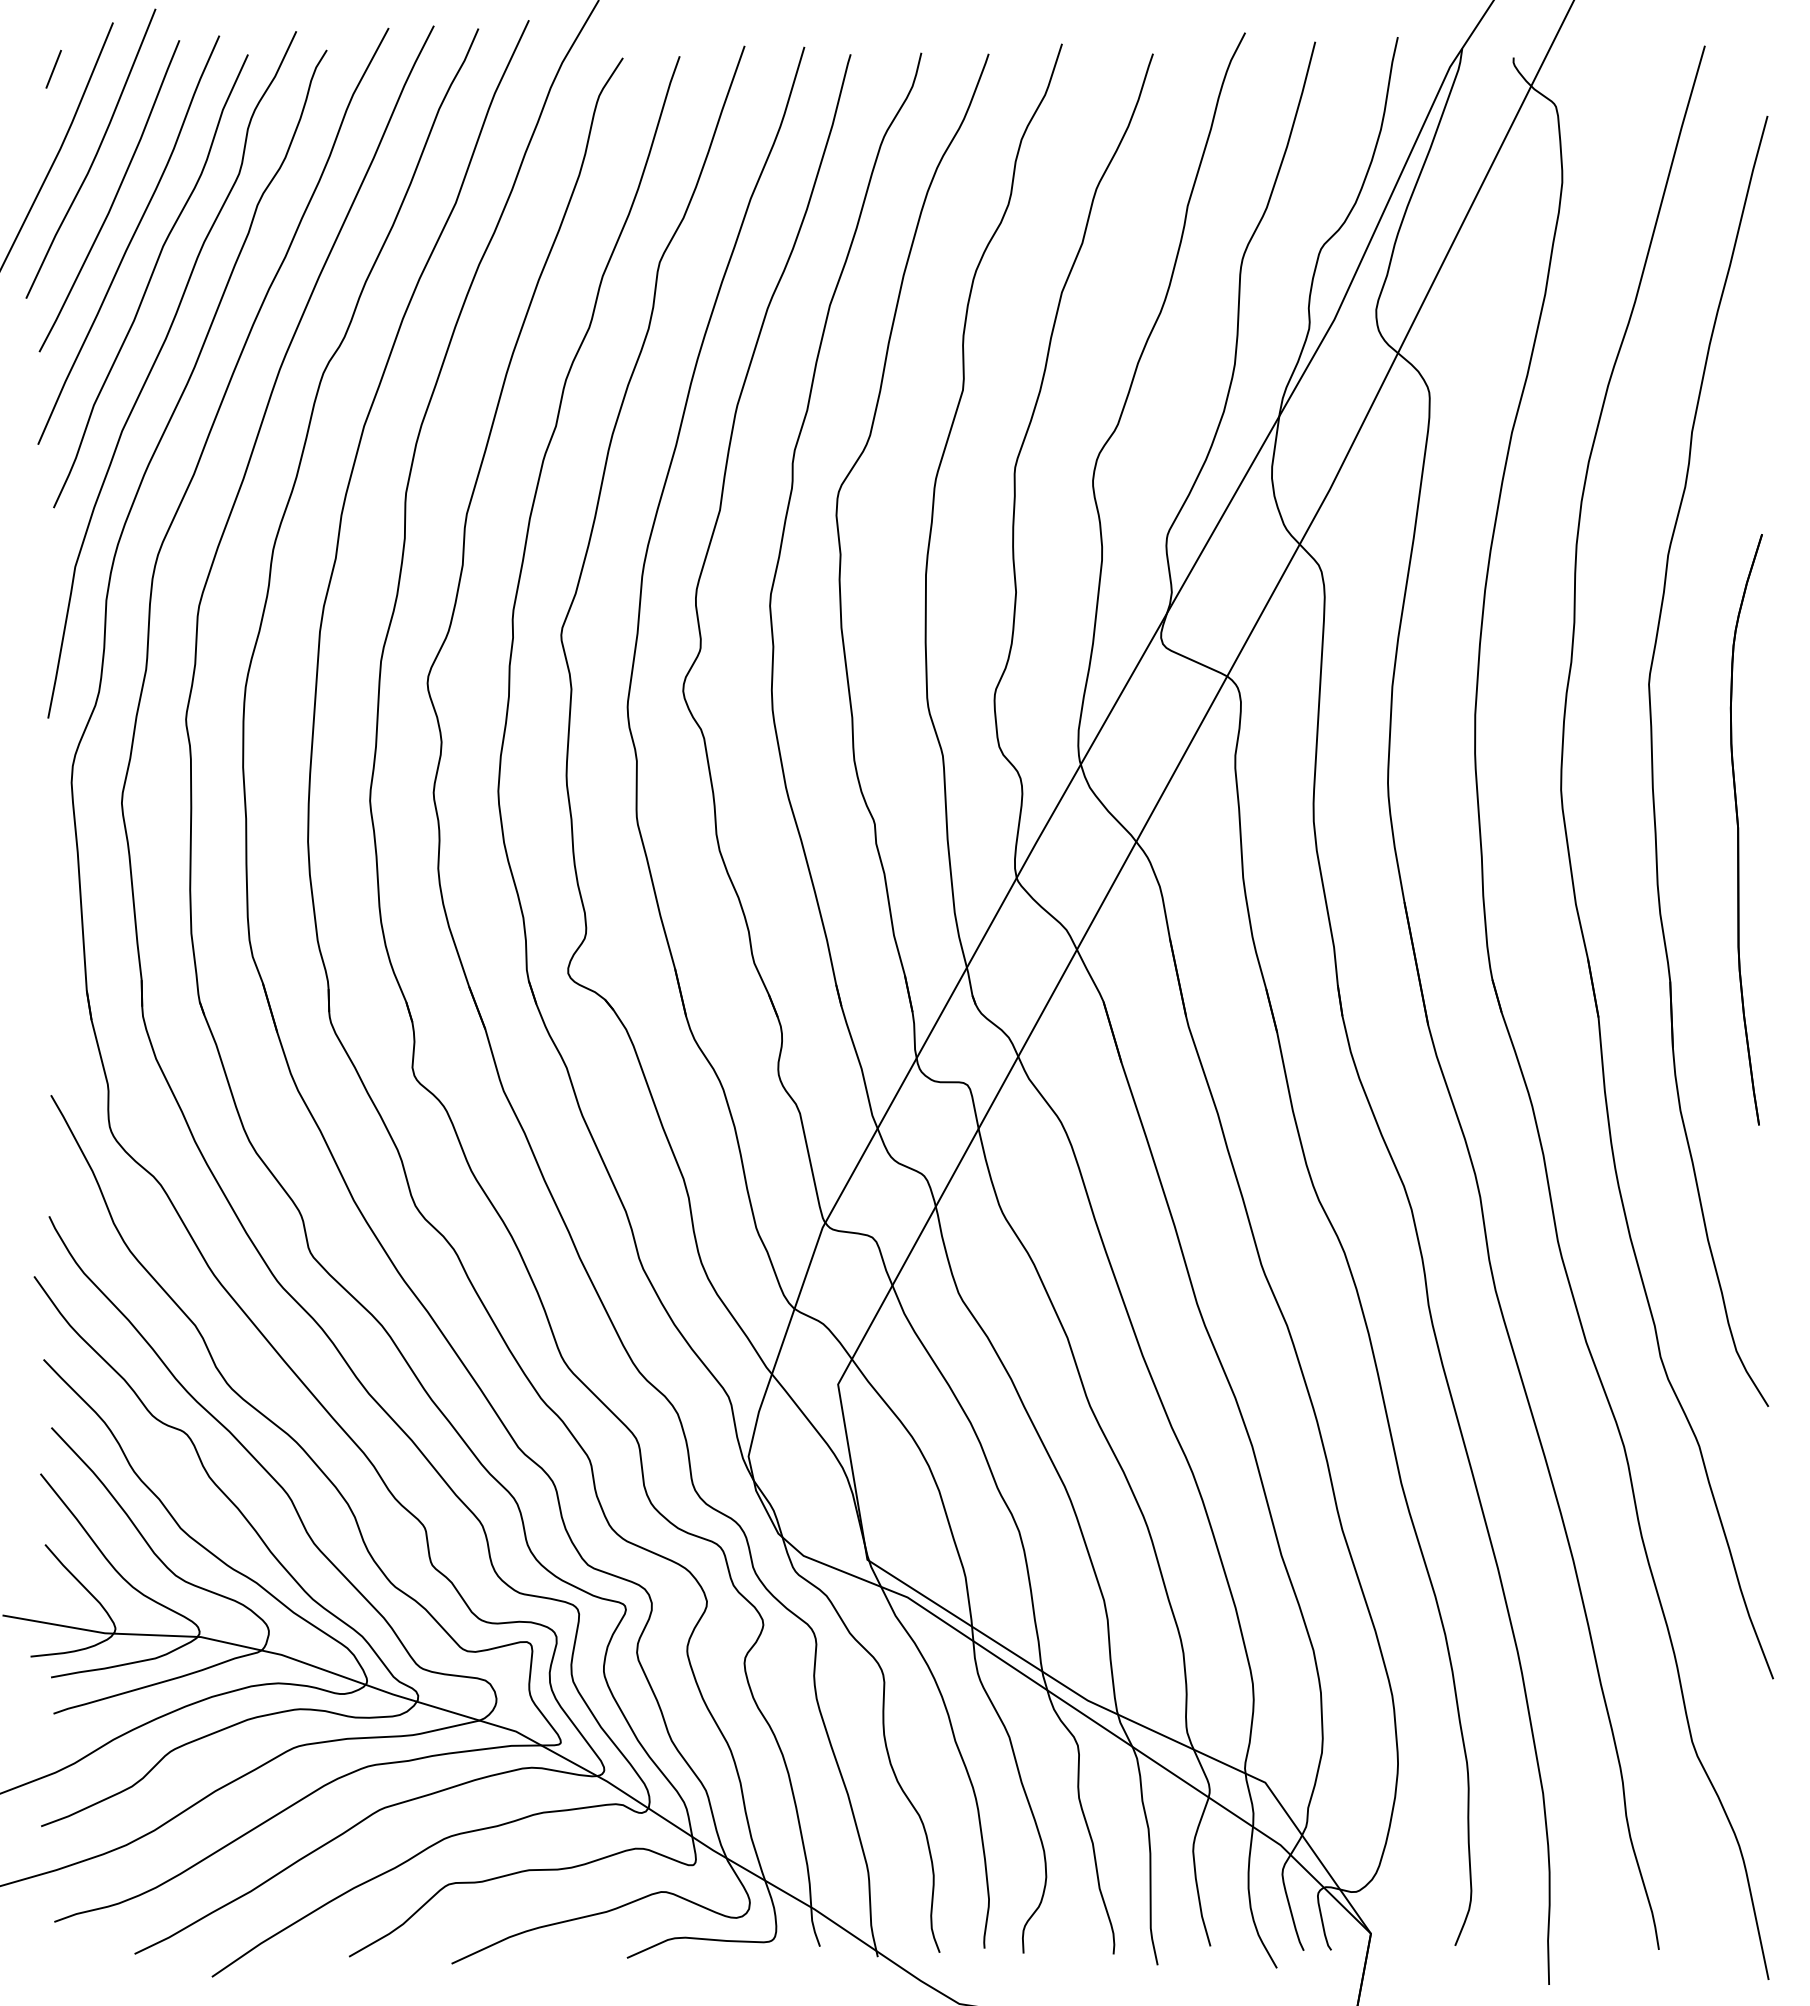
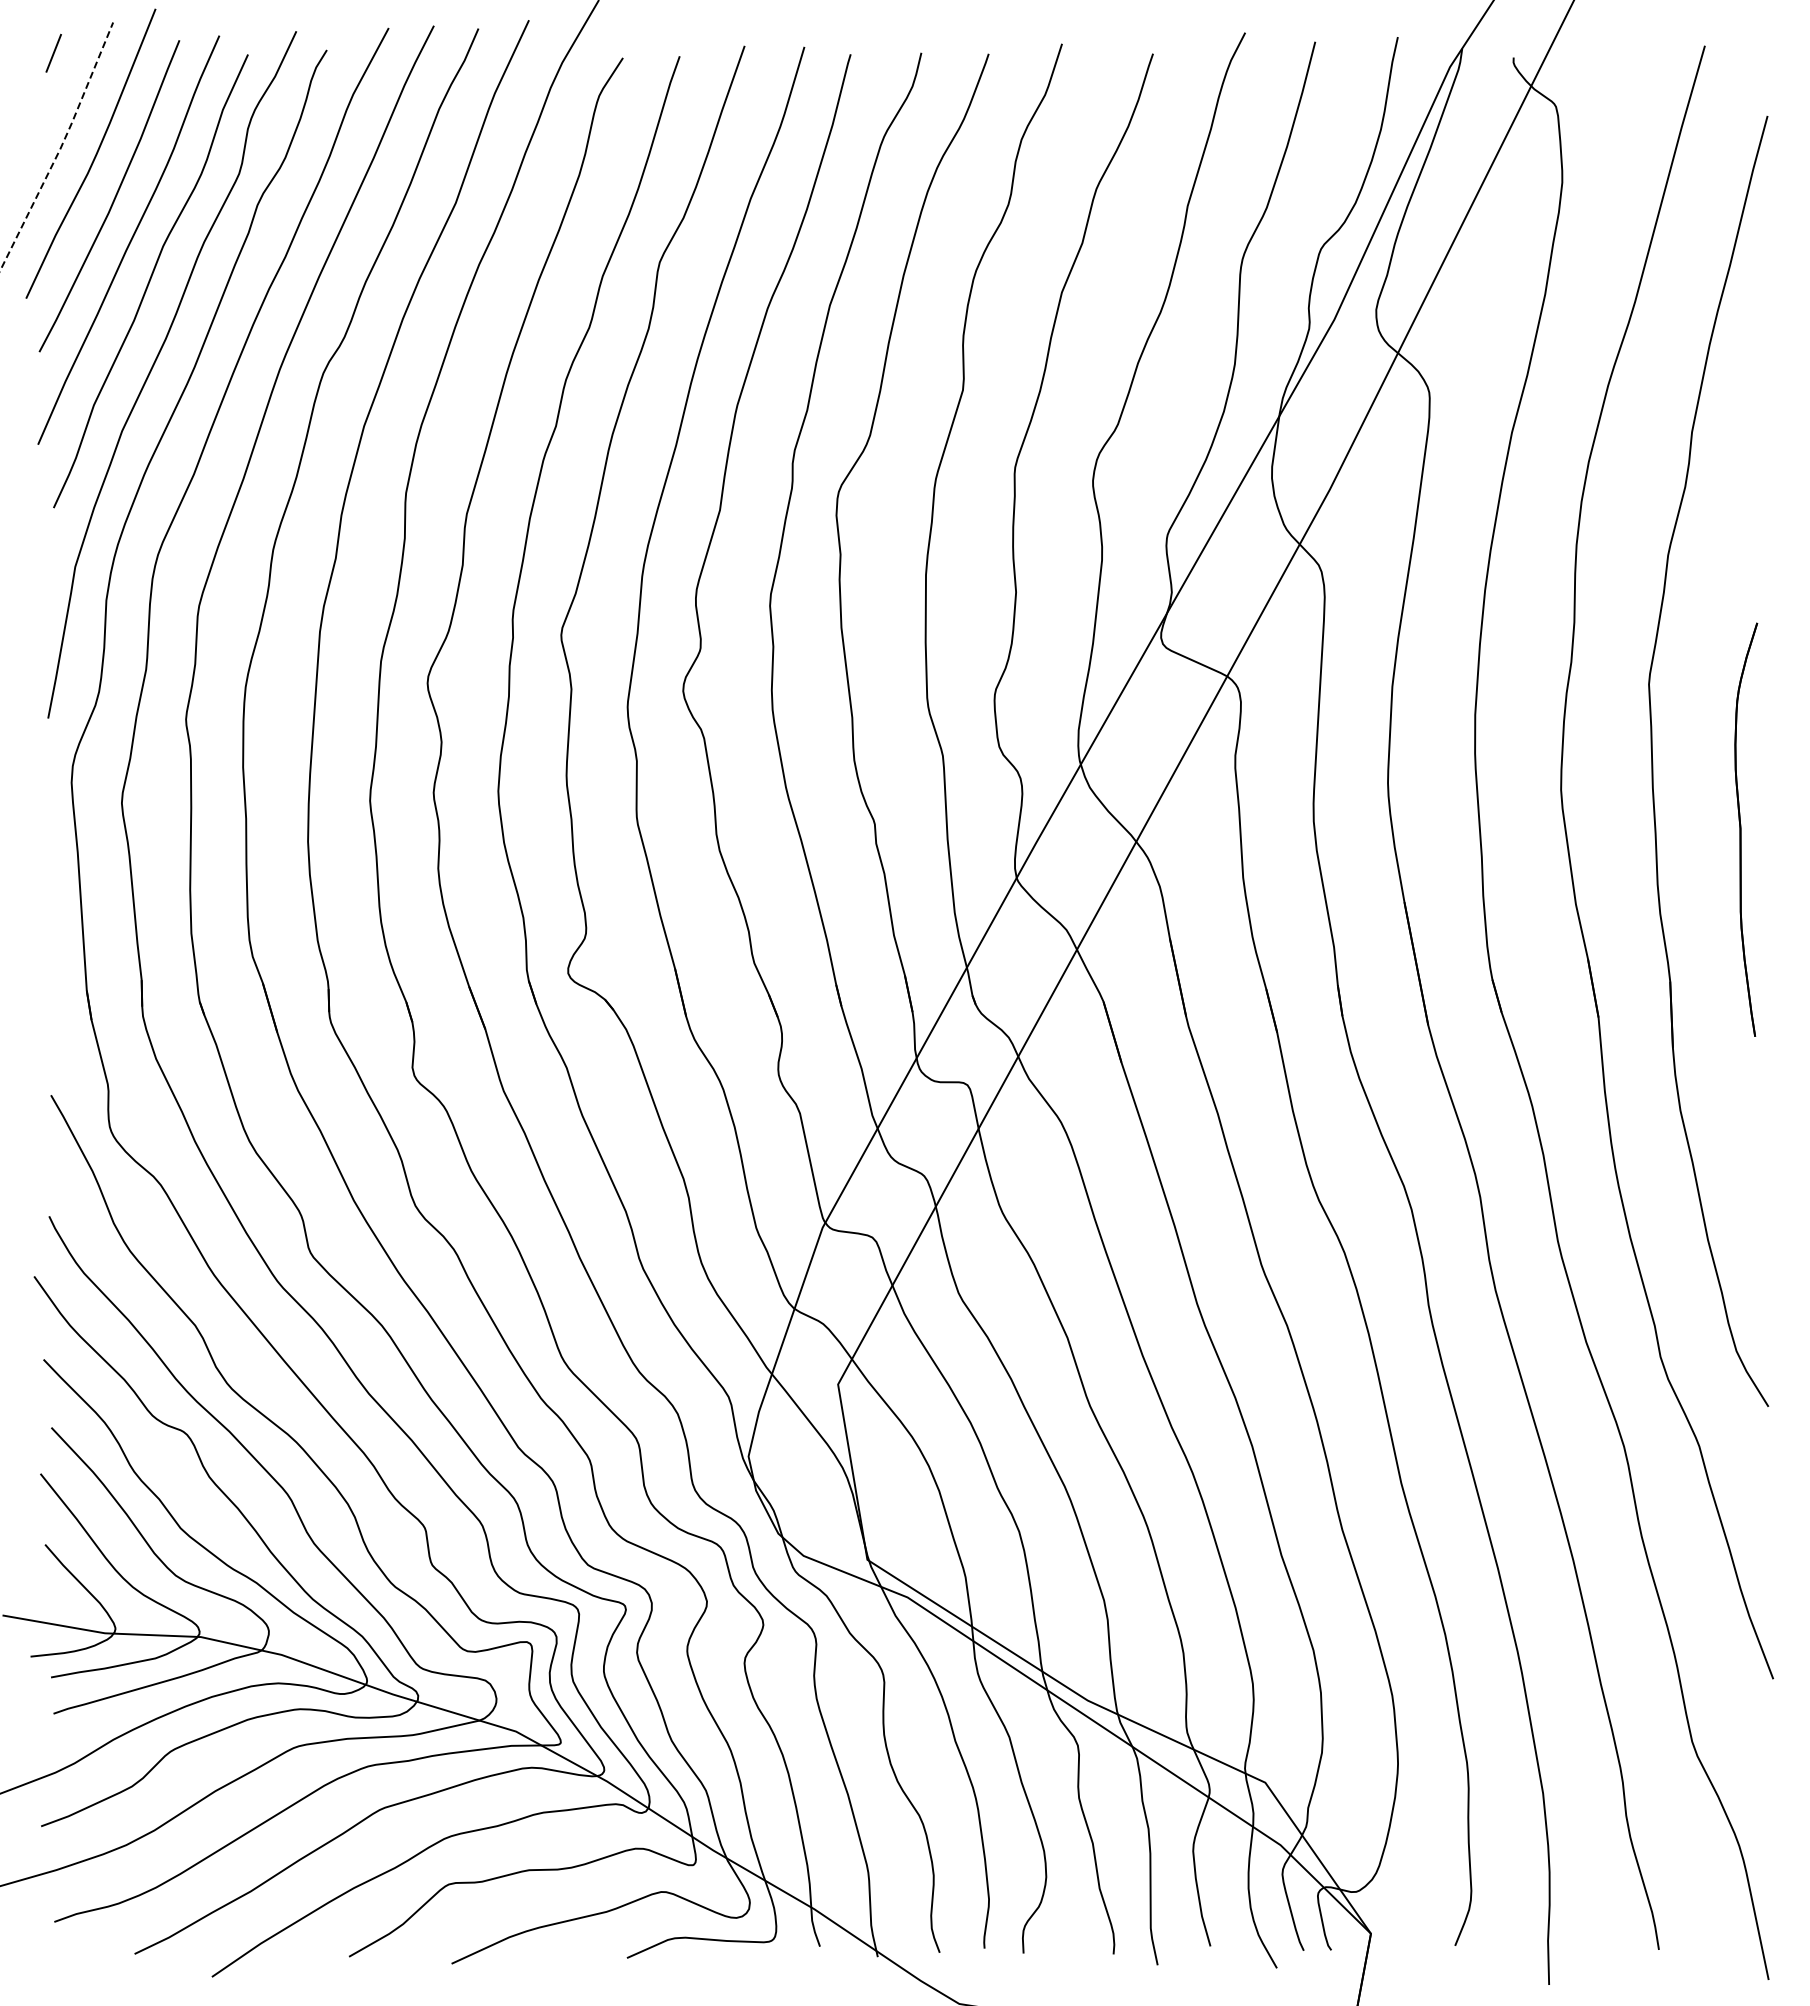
line position: (53, 68) -> (53, 52) (53, 52)
line: solid -> dashed (61, 147)
part size: 34x592 px -> 25x415 px (1746, 829)
